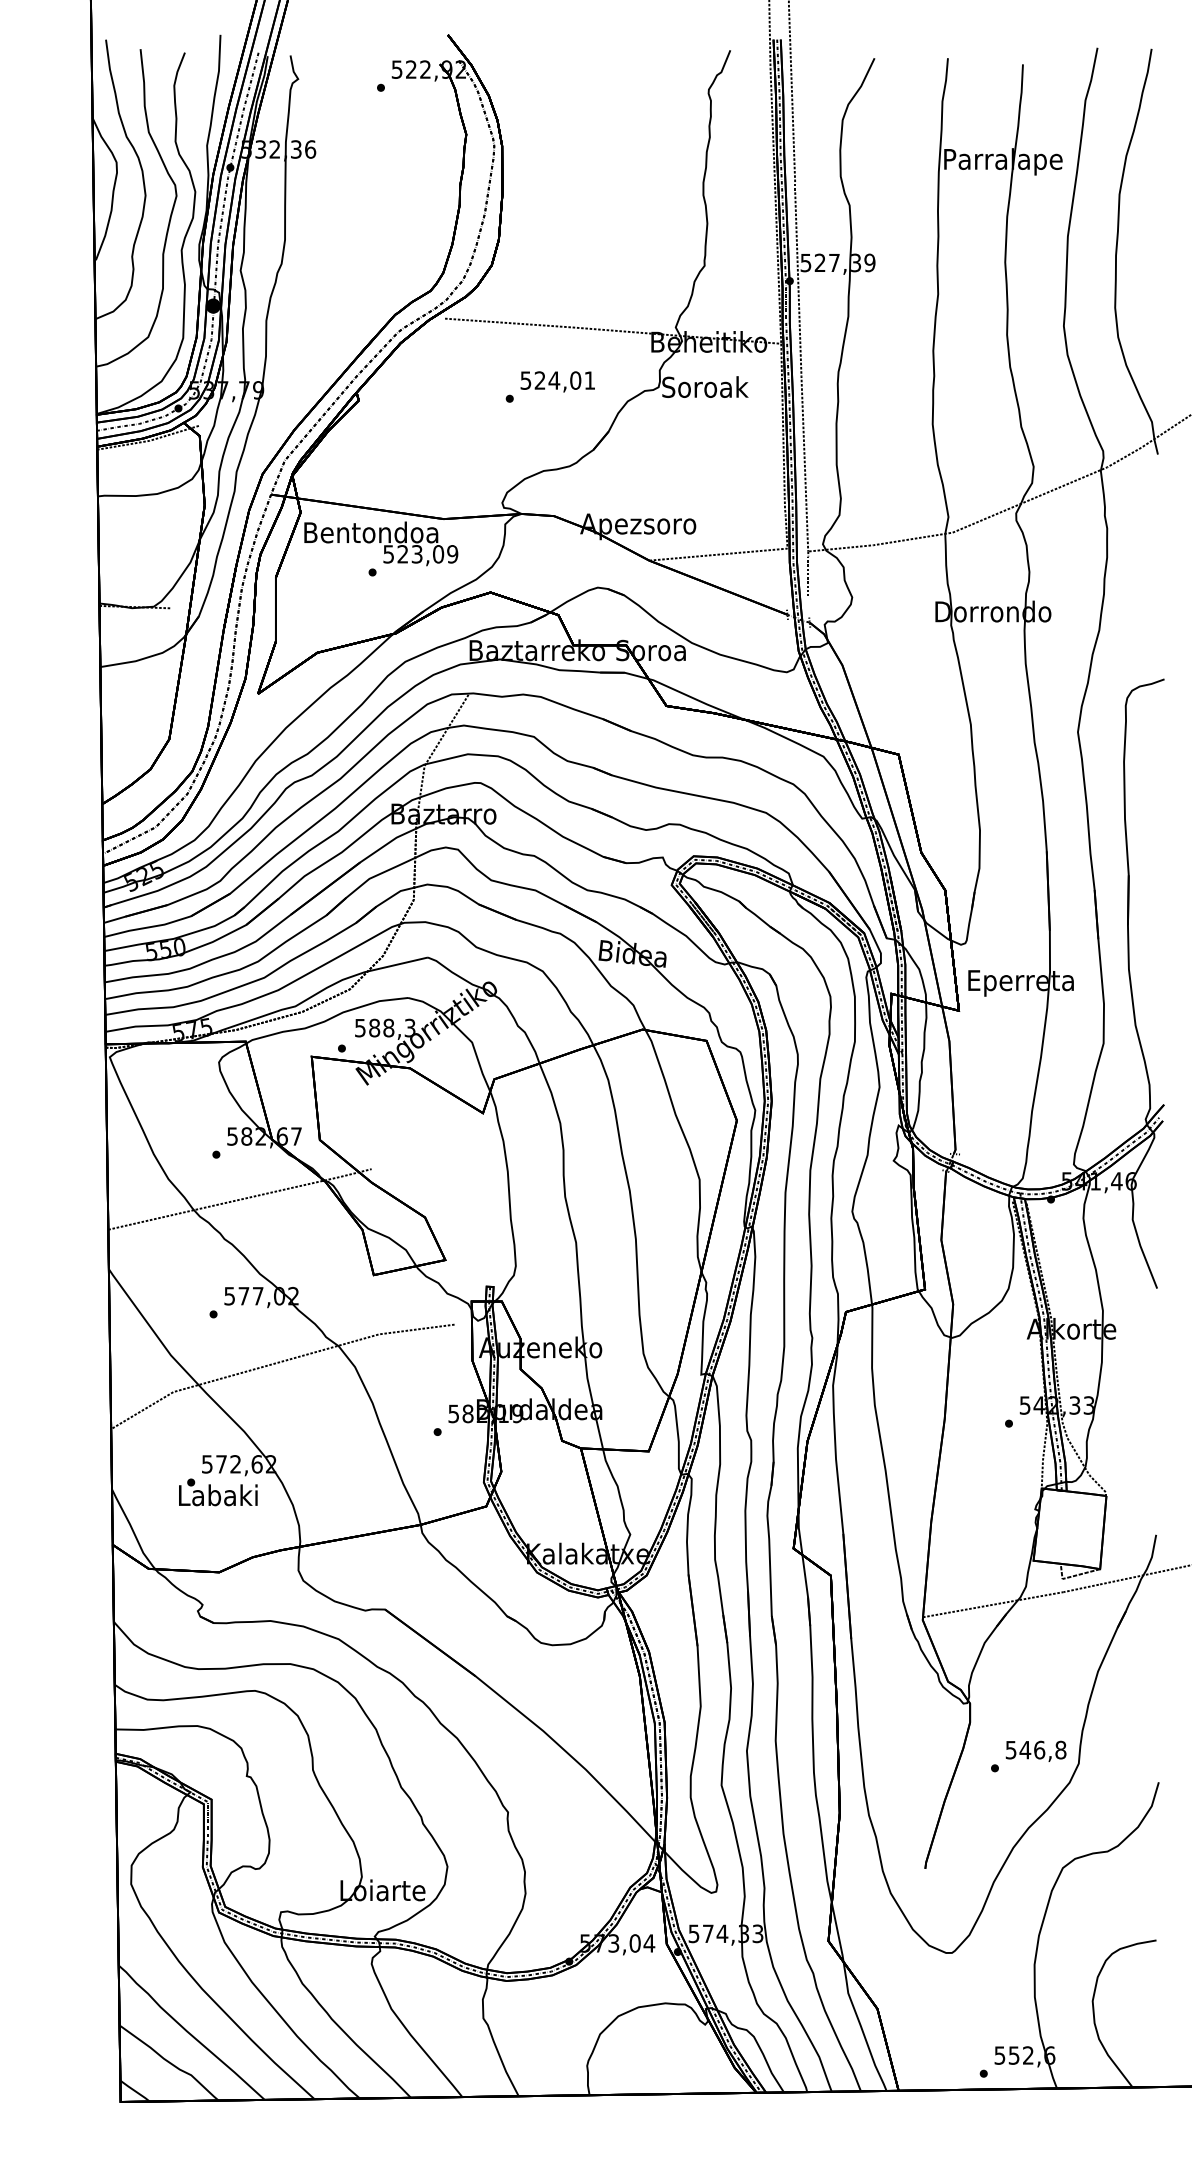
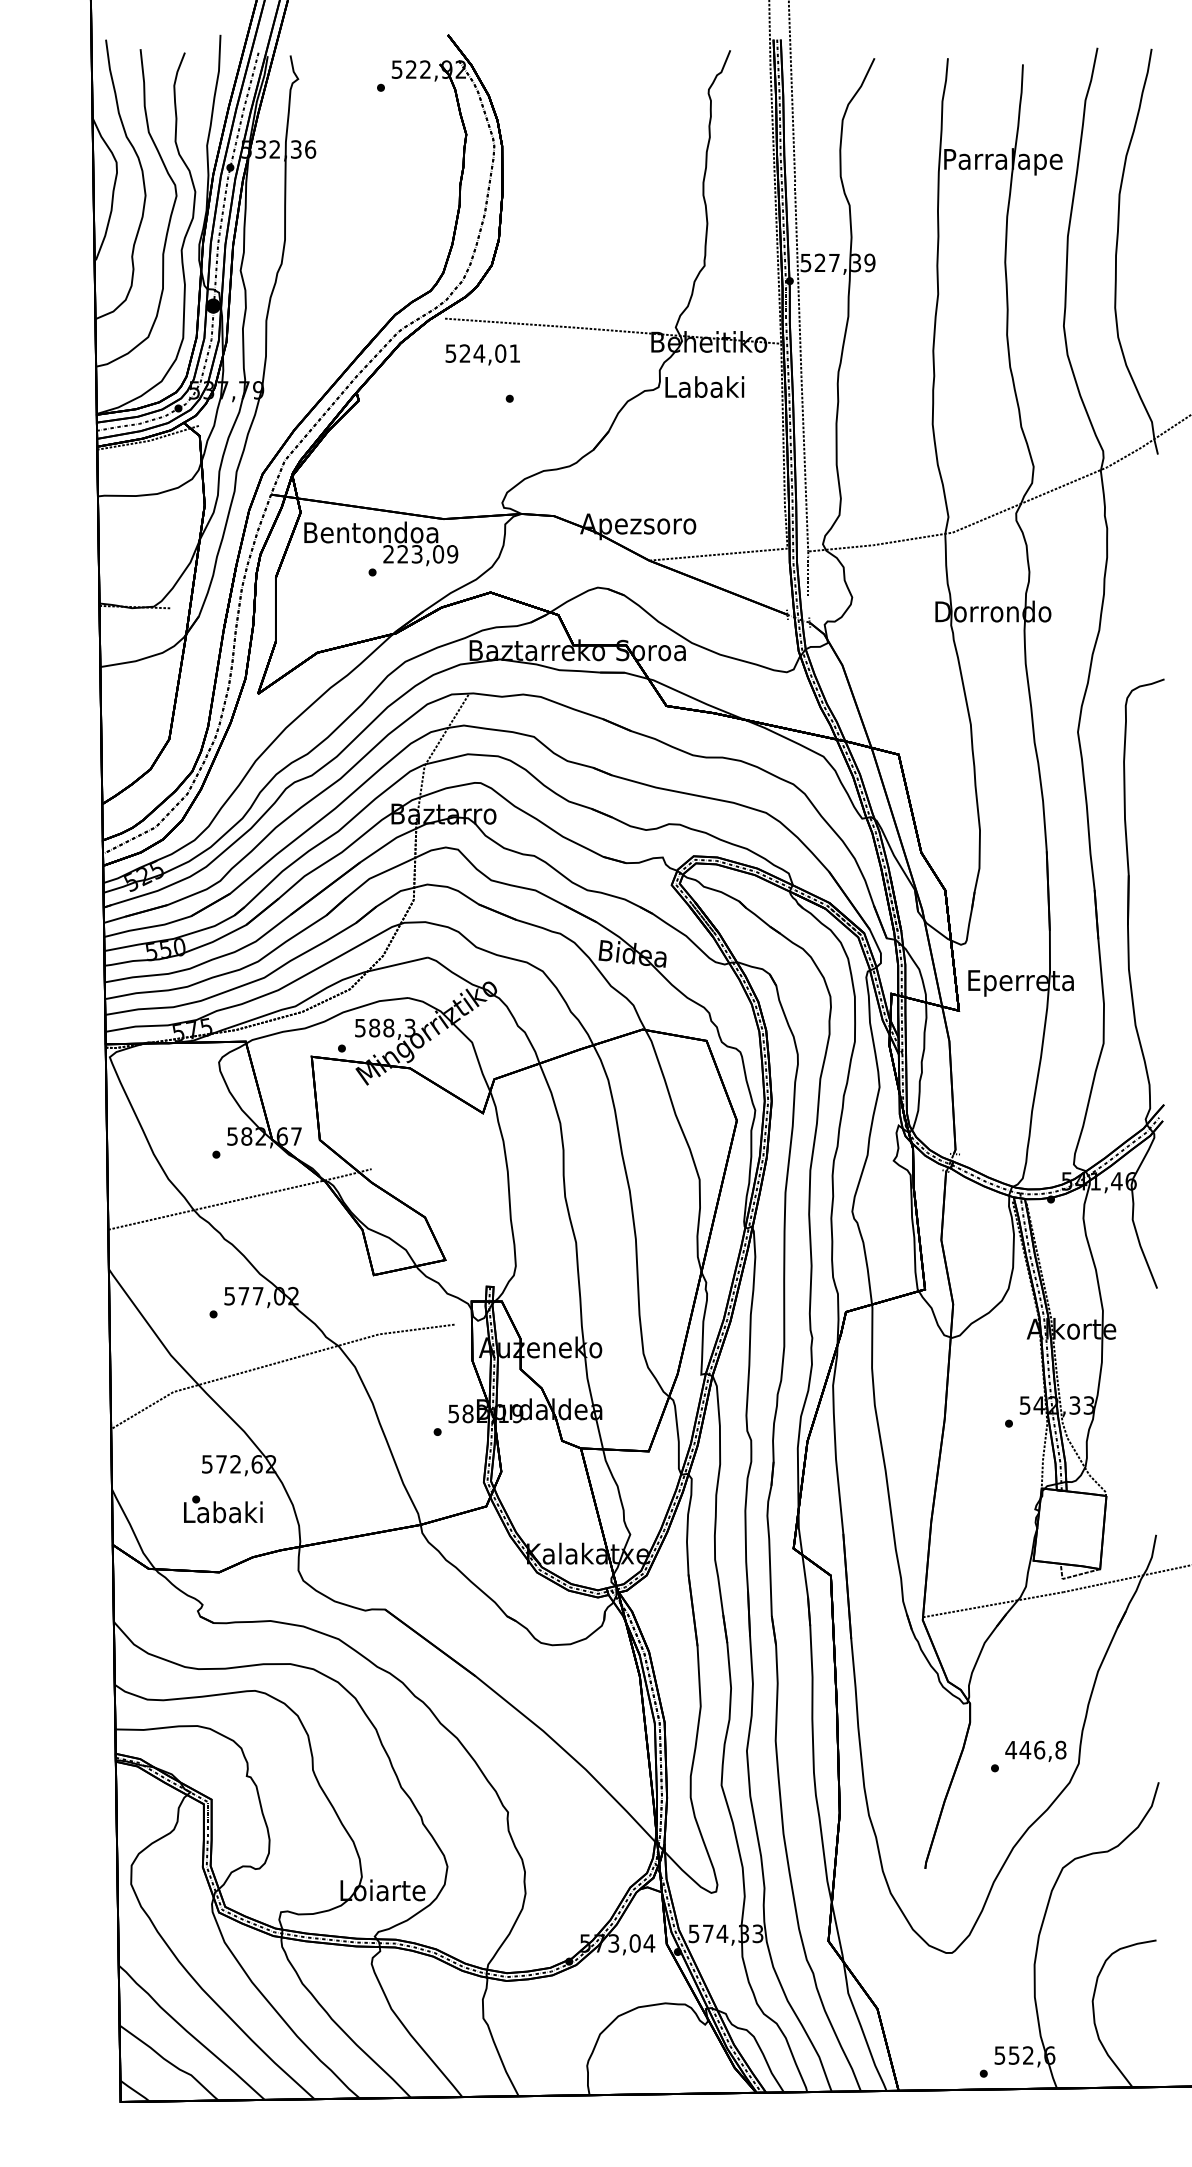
text position: (557, 381) -> (482, 354) (482, 354)
text: Soroak -> Labaki (705, 386)
text: 523,09 -> 223,09 (388, 554)
text position: (218, 1492) -> (223, 1509) (223, 1509)
text: 546,8 -> 446,8 (1010, 1750)
